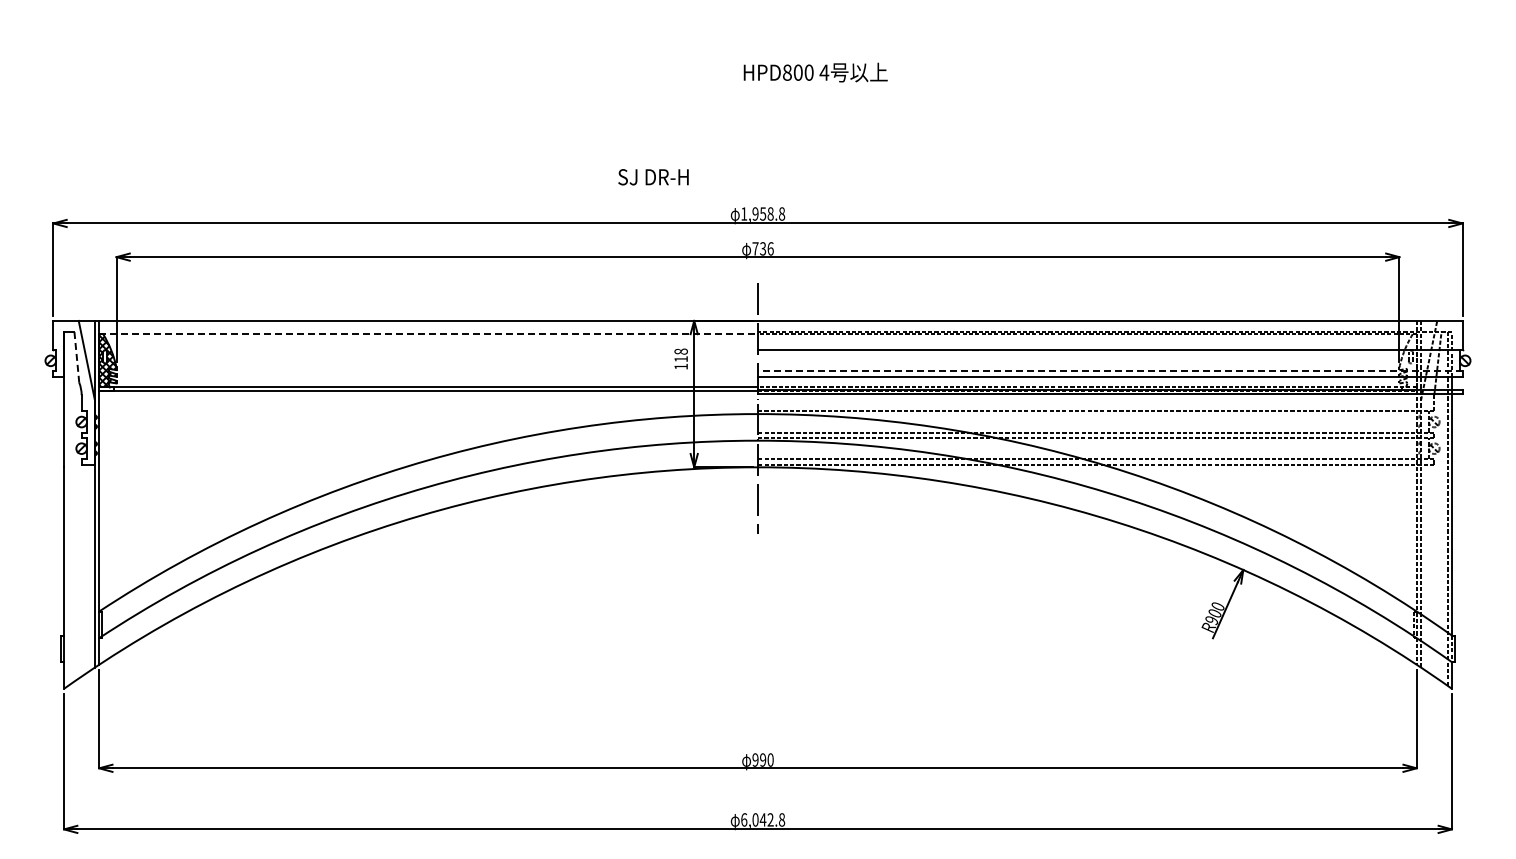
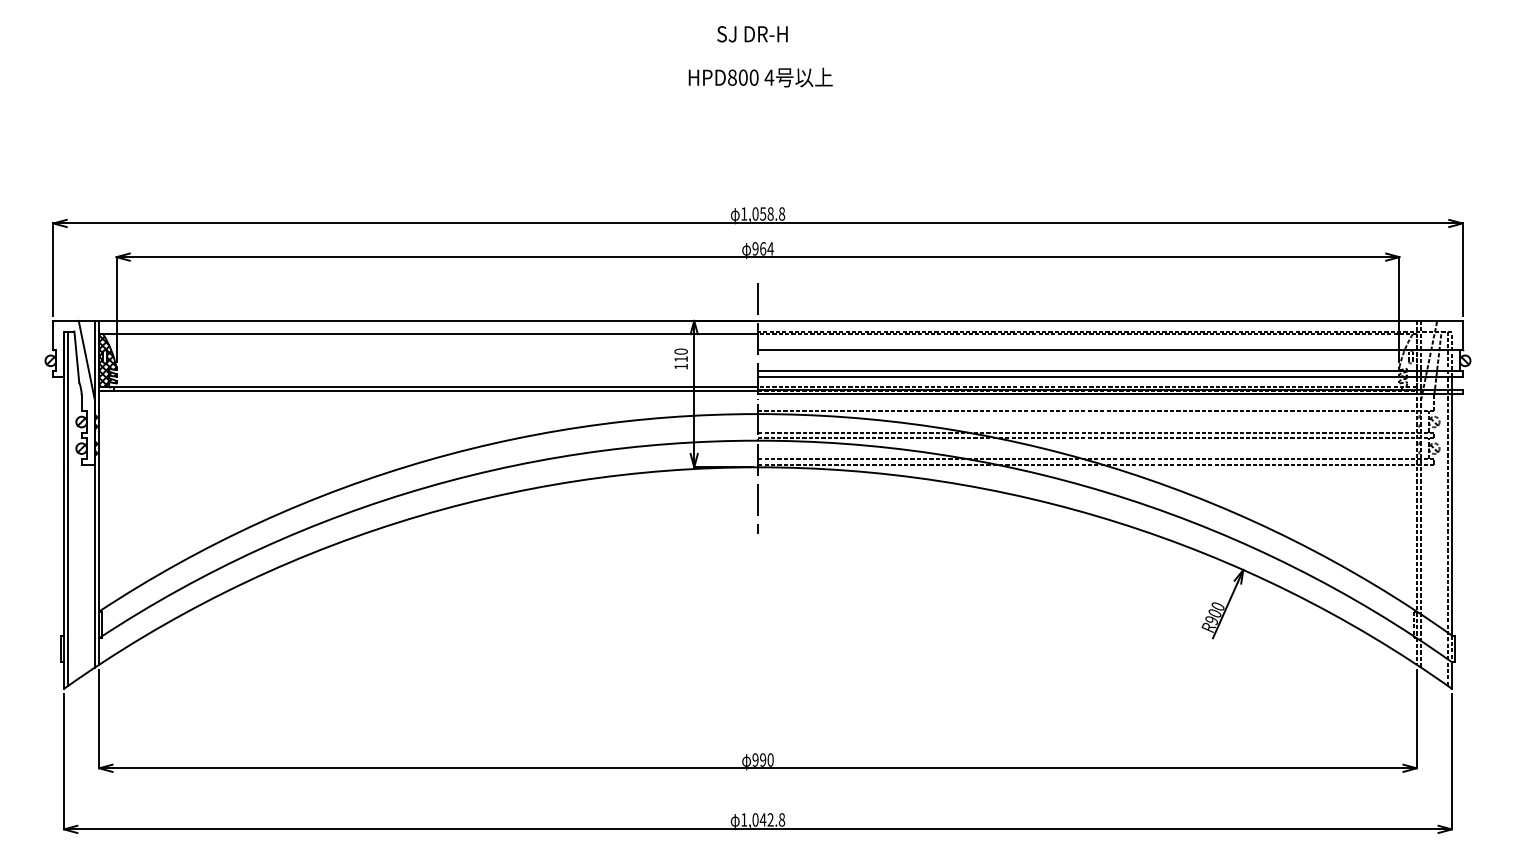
text position: (815, 72) -> (760, 77) (760, 77)
text position: (653, 177) -> (752, 34) (752, 34)
text: 1,958.8 -> 1,058.8 (755, 213)
text: 736 -> 964 (762, 248)
line: dashed -> solid (429, 334)
text: 118 -> 110 (681, 351)
line: dashed -> solid (76, 357)
line: dashed -> solid (1109, 371)
line: none -> present (68, 508)
text: 6,042.8 -> 1,042.8 (744, 819)
